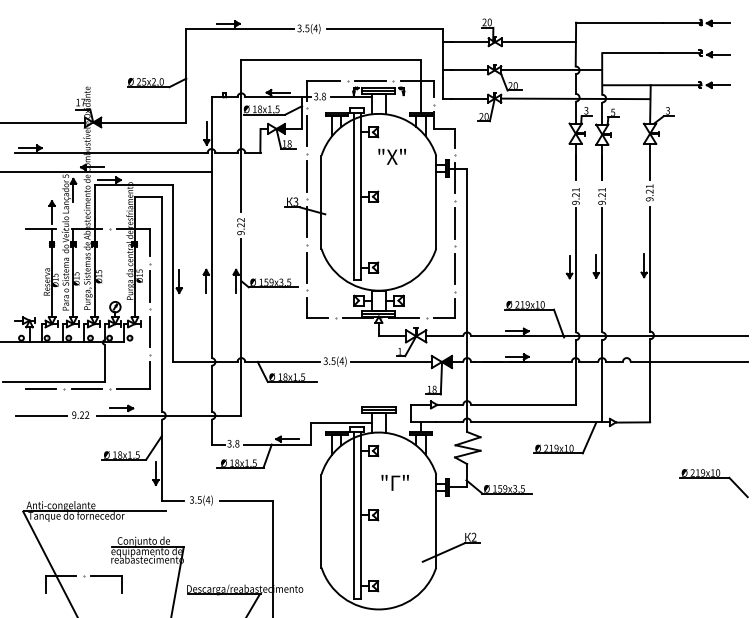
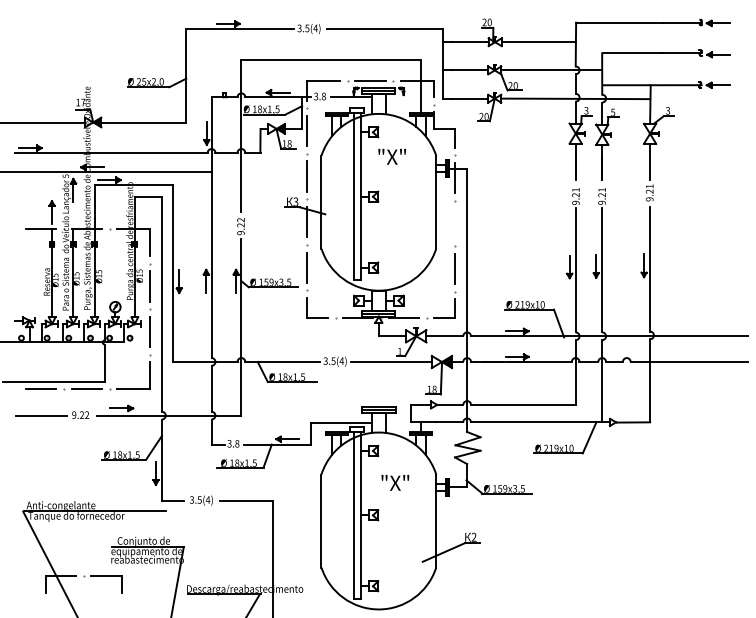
line: present -> none (455, 223)
text: "Г" -> "Х" (399, 482)
part: present -> none (713, 483)
